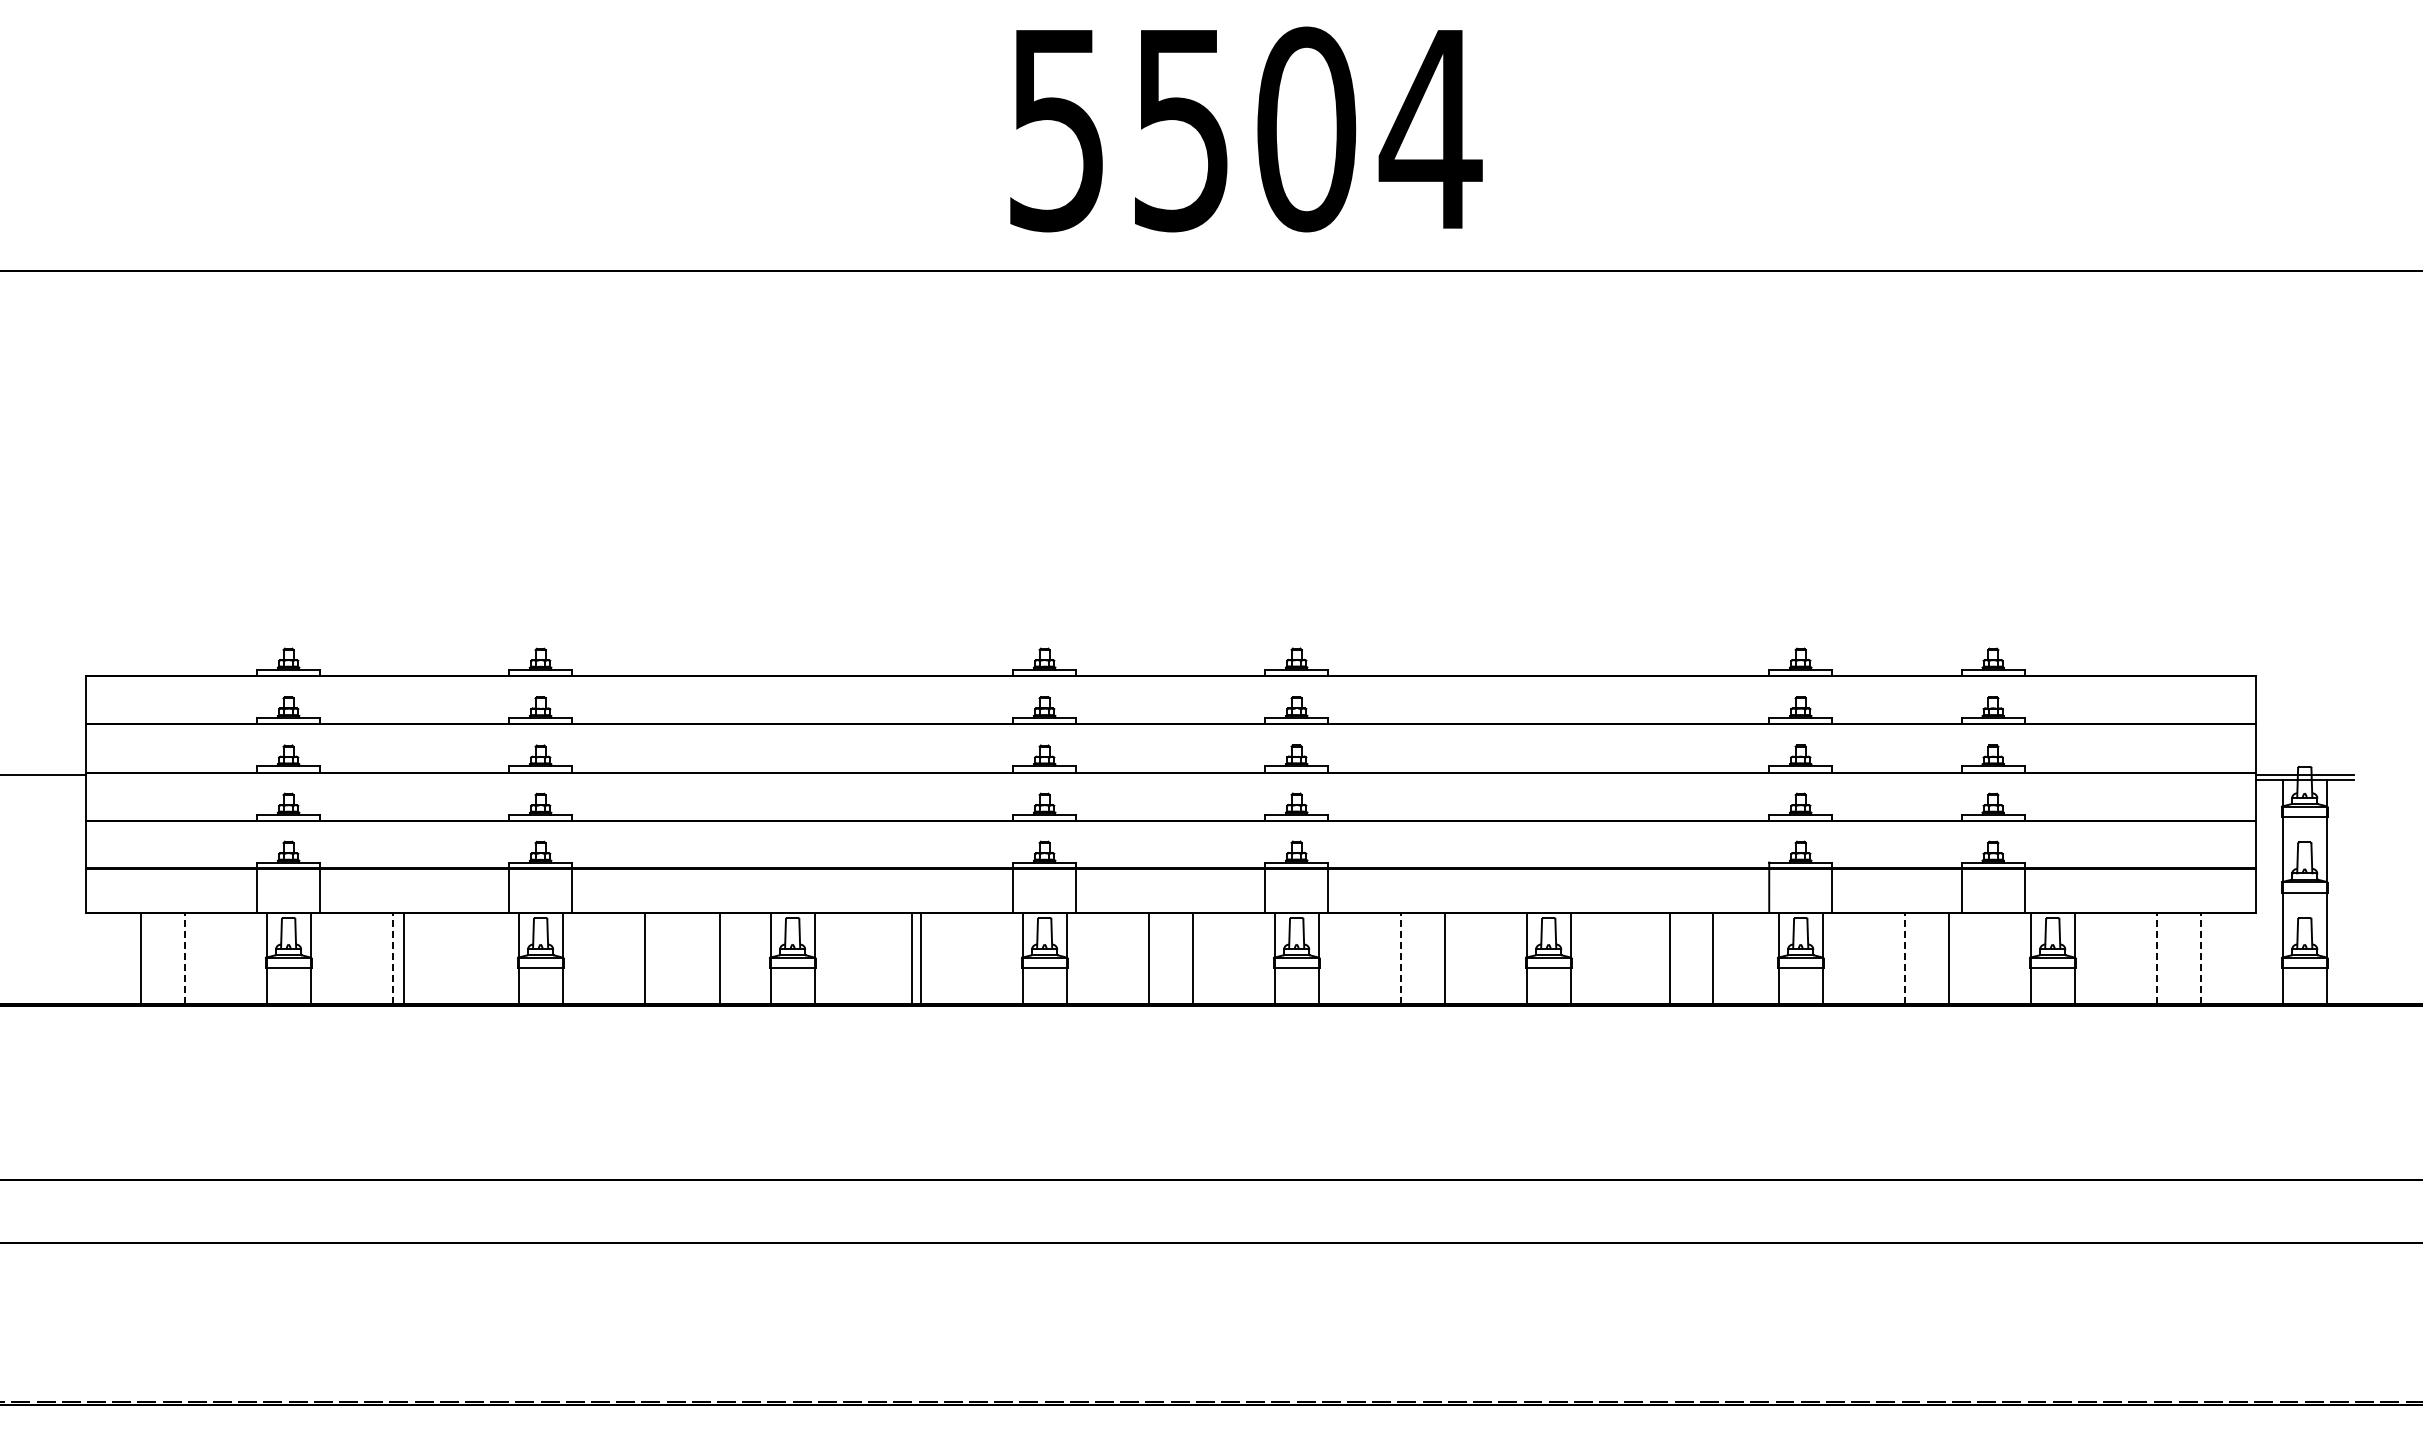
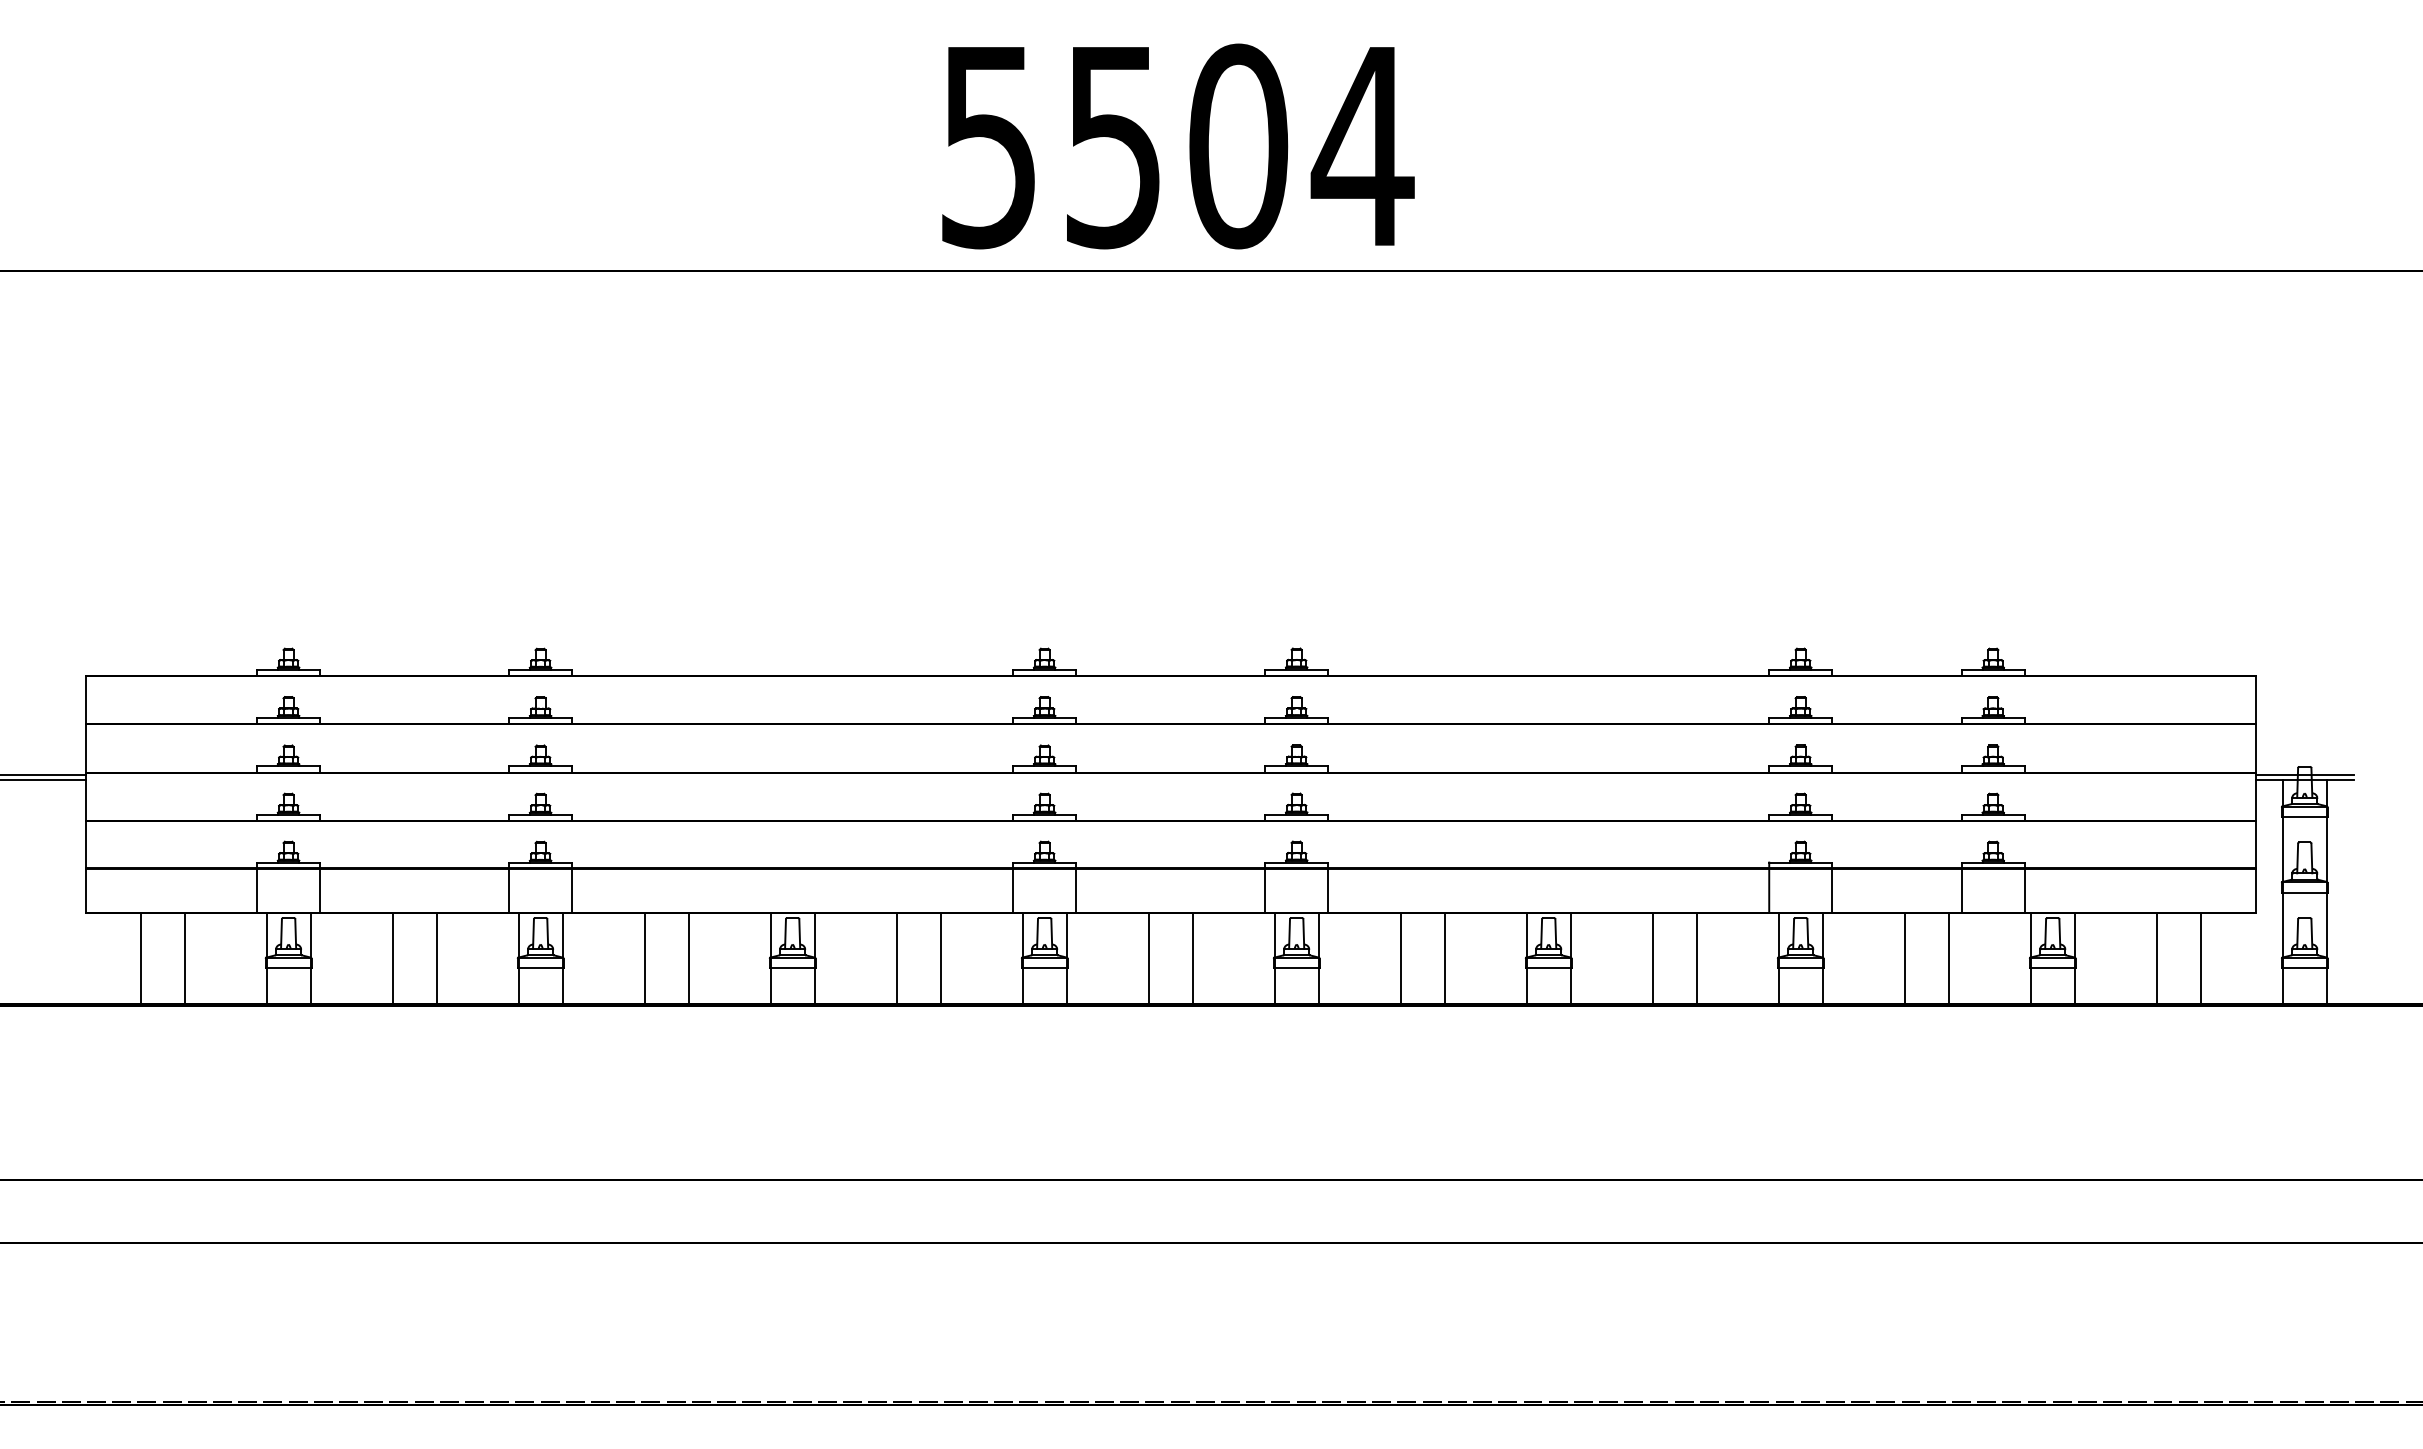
text position: (1246, 129) -> (1178, 146) (1178, 146)
line: none -> present (43, 779)
line position: (403, 957) -> (436, 957) (436, 957)
line position: (719, 957) -> (688, 957) (688, 957)
line position: (911, 957) -> (896, 957) (896, 957)
line position: (920, 957) -> (940, 957) (940, 957)
line position: (1669, 957) -> (1652, 957) (1652, 957)
line position: (1712, 957) -> (1696, 957) (1696, 957)
line: dashed -> solid (184, 958)
line: dashed -> solid (392, 958)
line: dashed -> solid (1400, 958)
line: dashed -> solid (1904, 958)
line: dashed -> solid (2156, 958)
line: dashed -> solid (2200, 958)
